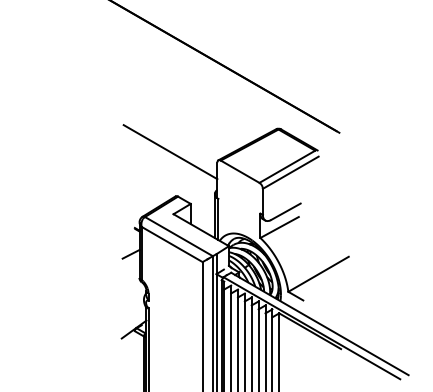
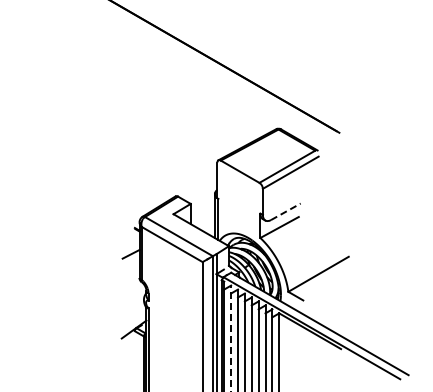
line: present -> none (170, 152)
line: solid -> dashed (285, 211)
line: solid -> dashed (231, 338)
